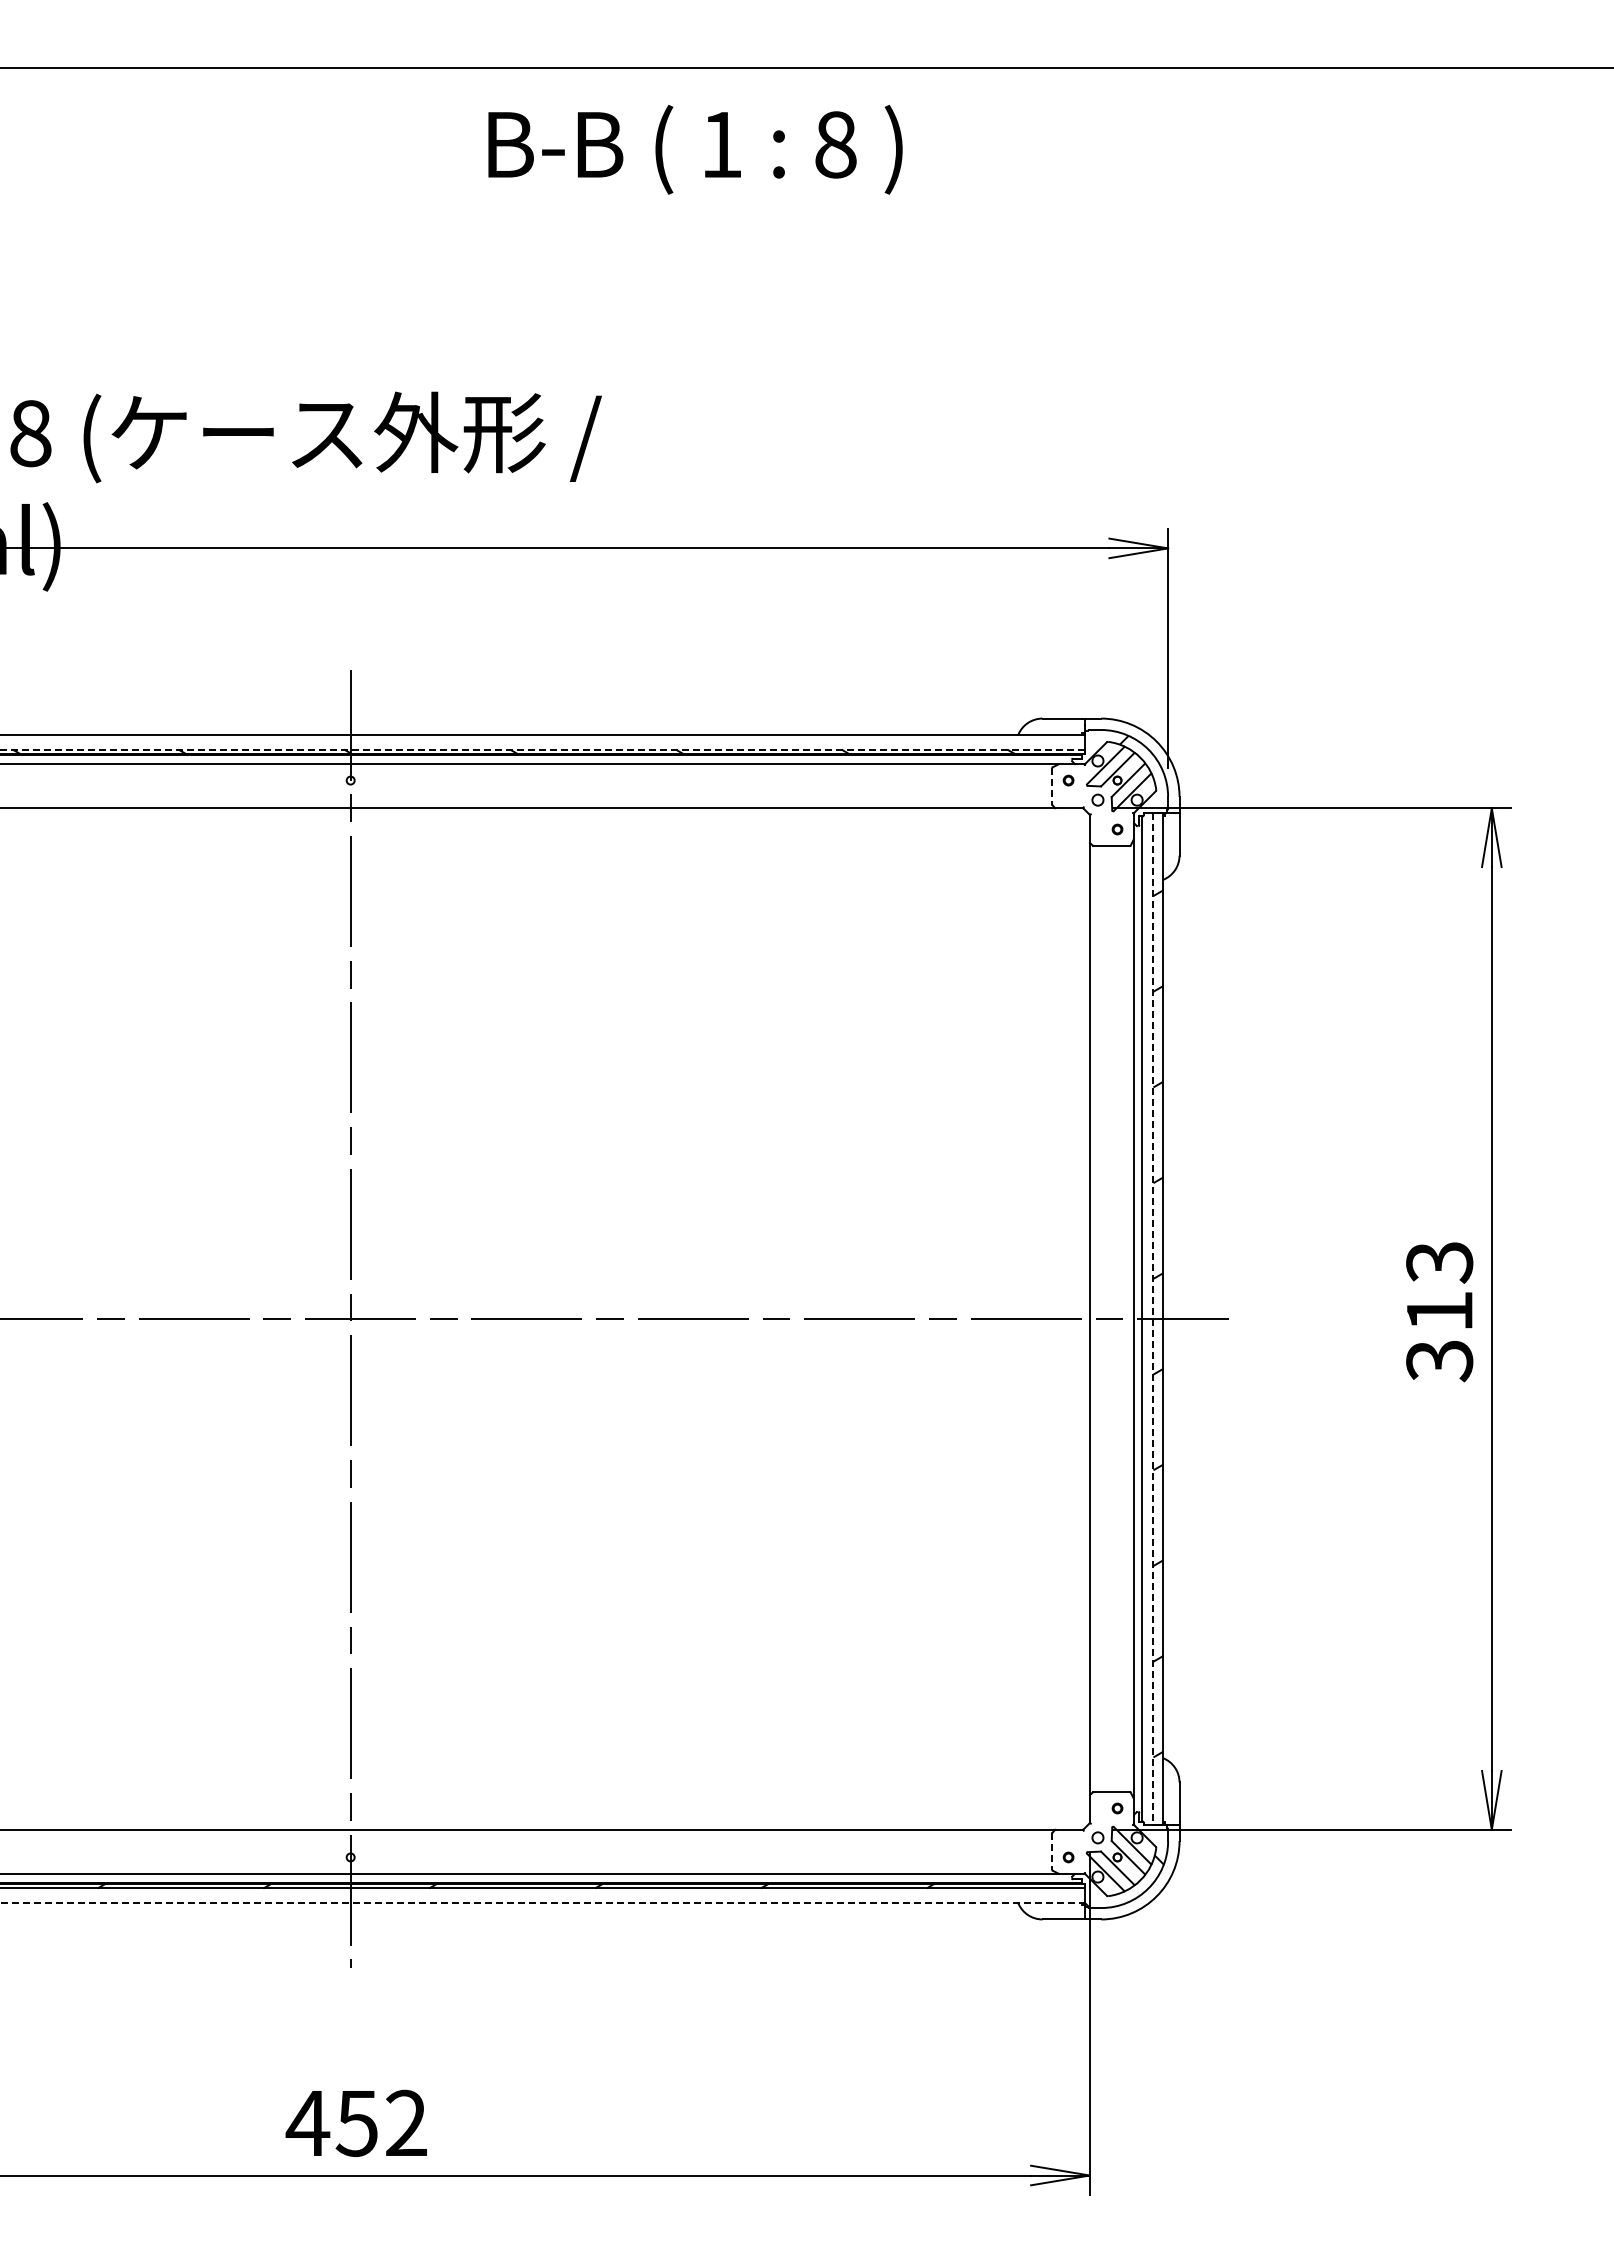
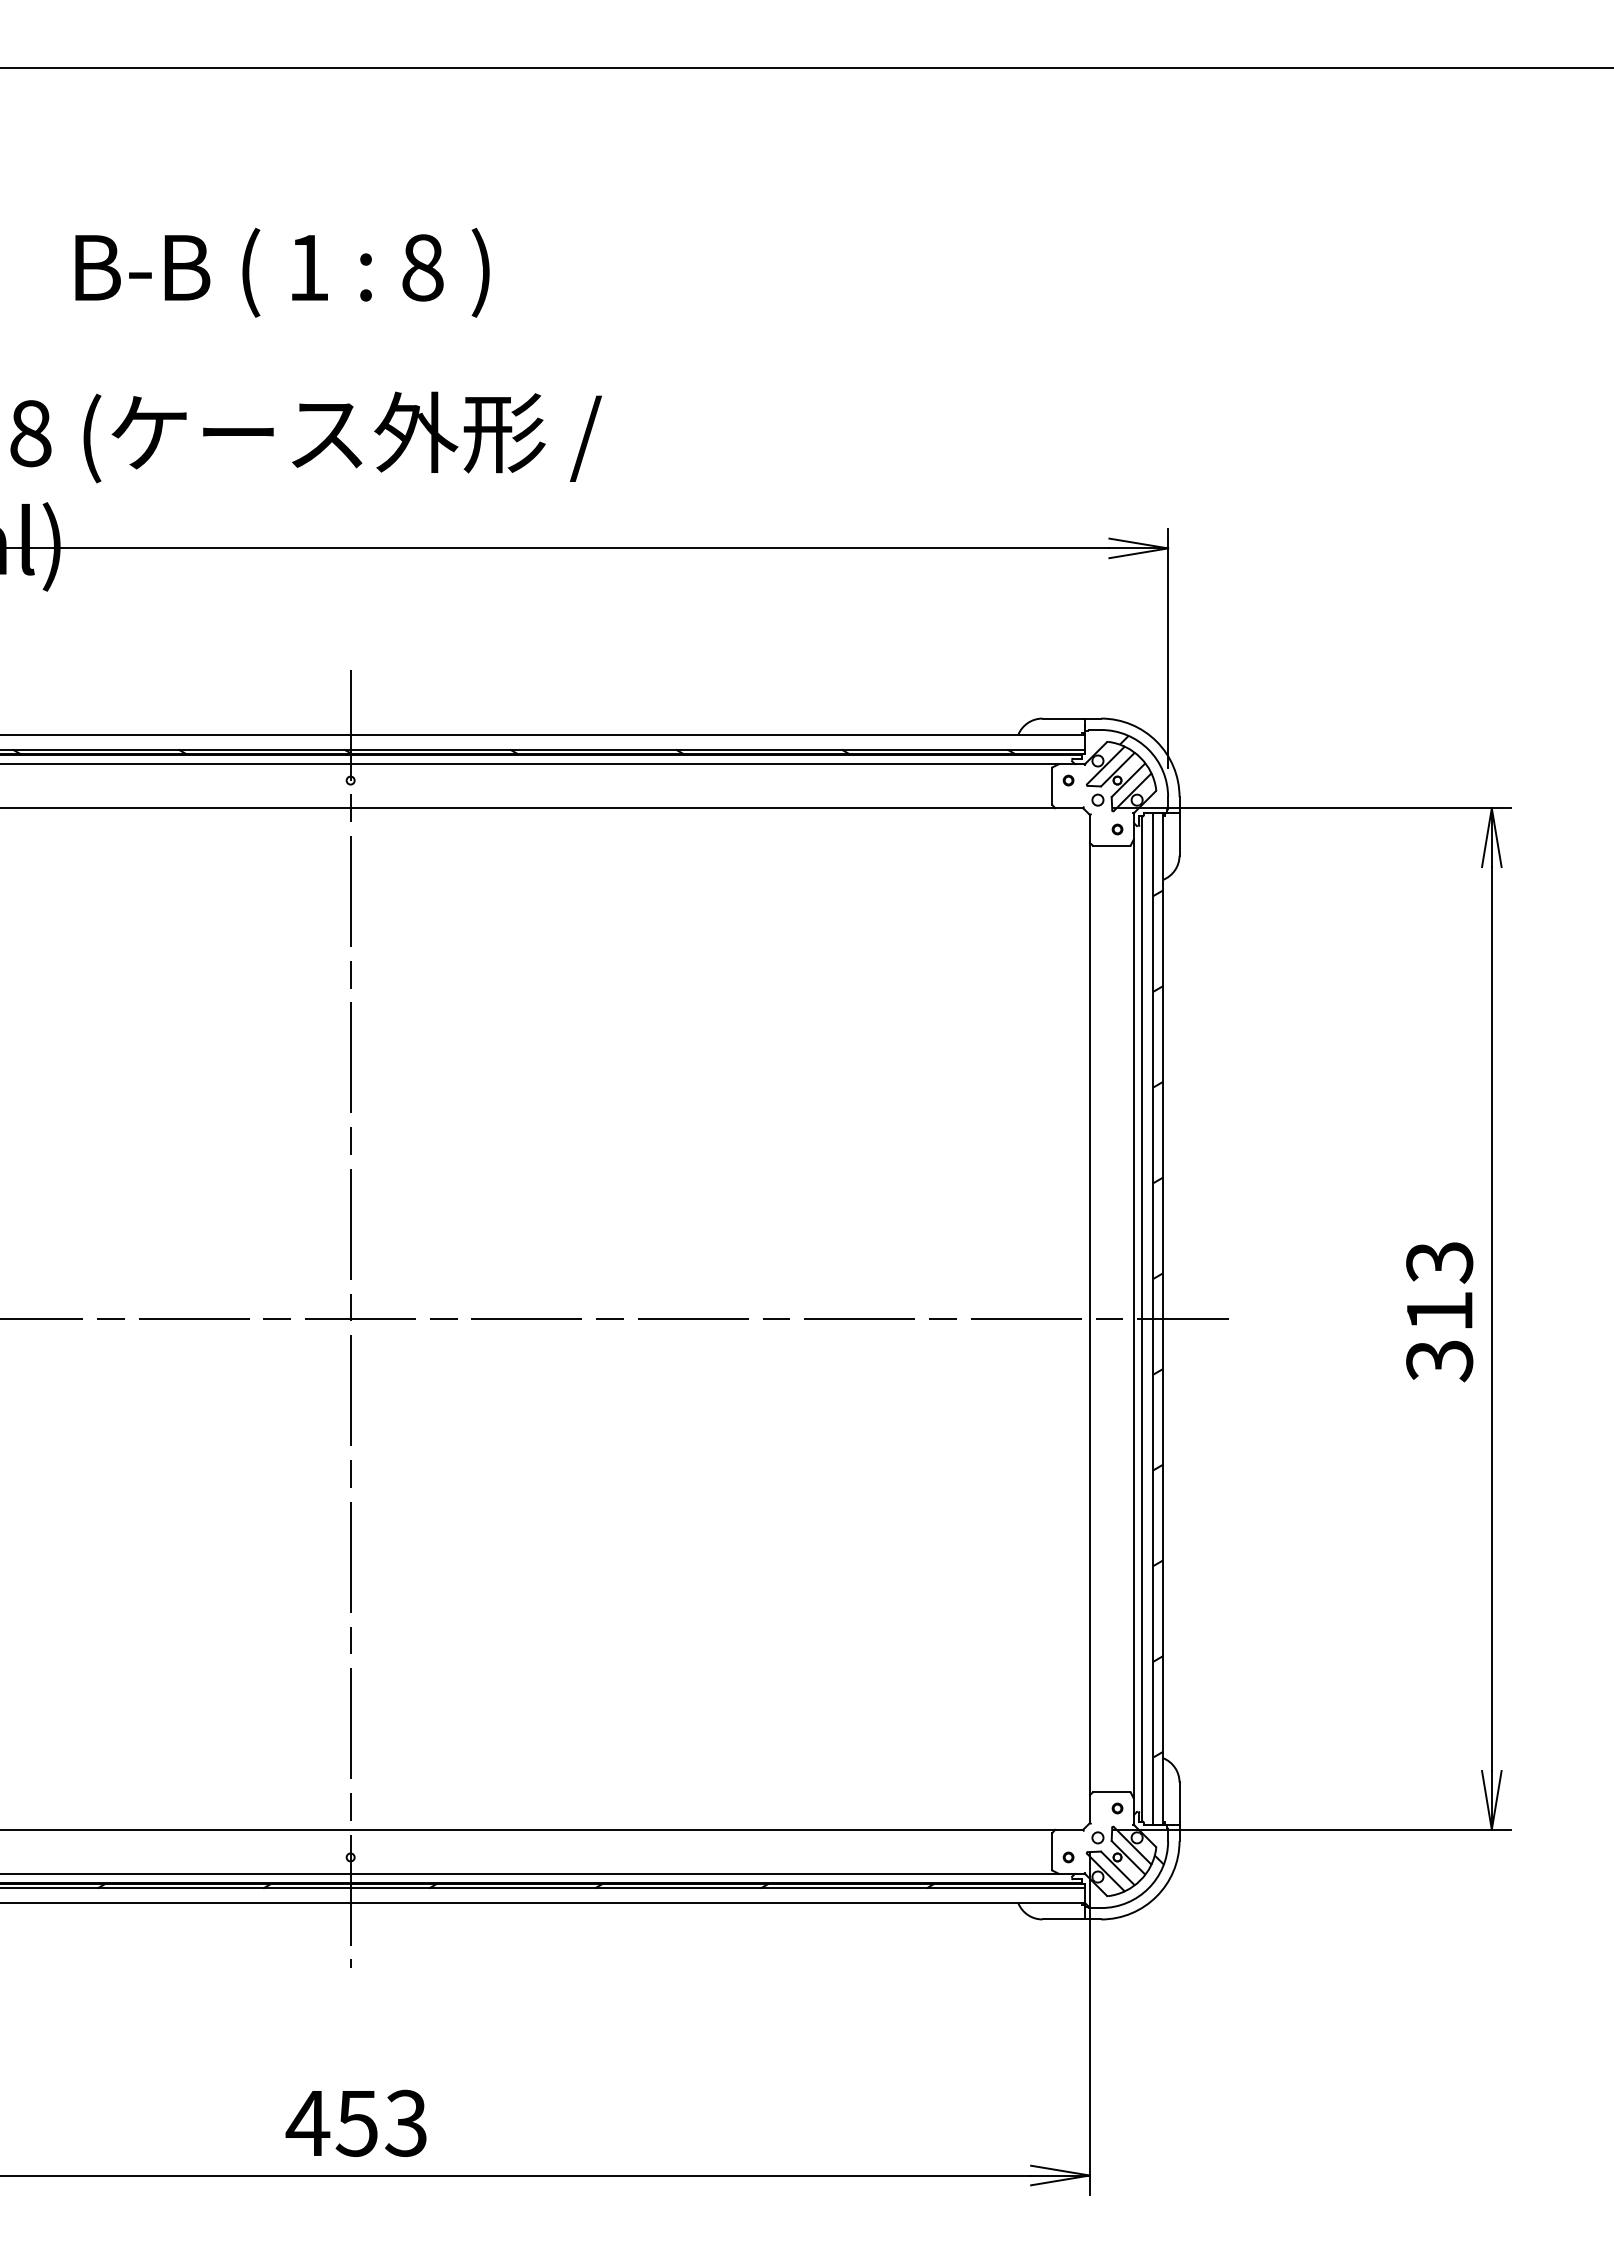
text position: (695, 149) -> (282, 272) (282, 272)
line: dashed -> solid (542, 749)
line: dashed -> solid (1052, 786)
line: dashed -> solid (1153, 1319)
line: dashed -> solid (1052, 1852)
line: dashed -> solid (543, 1903)
text: 452 -> 453 (405, 2123)
